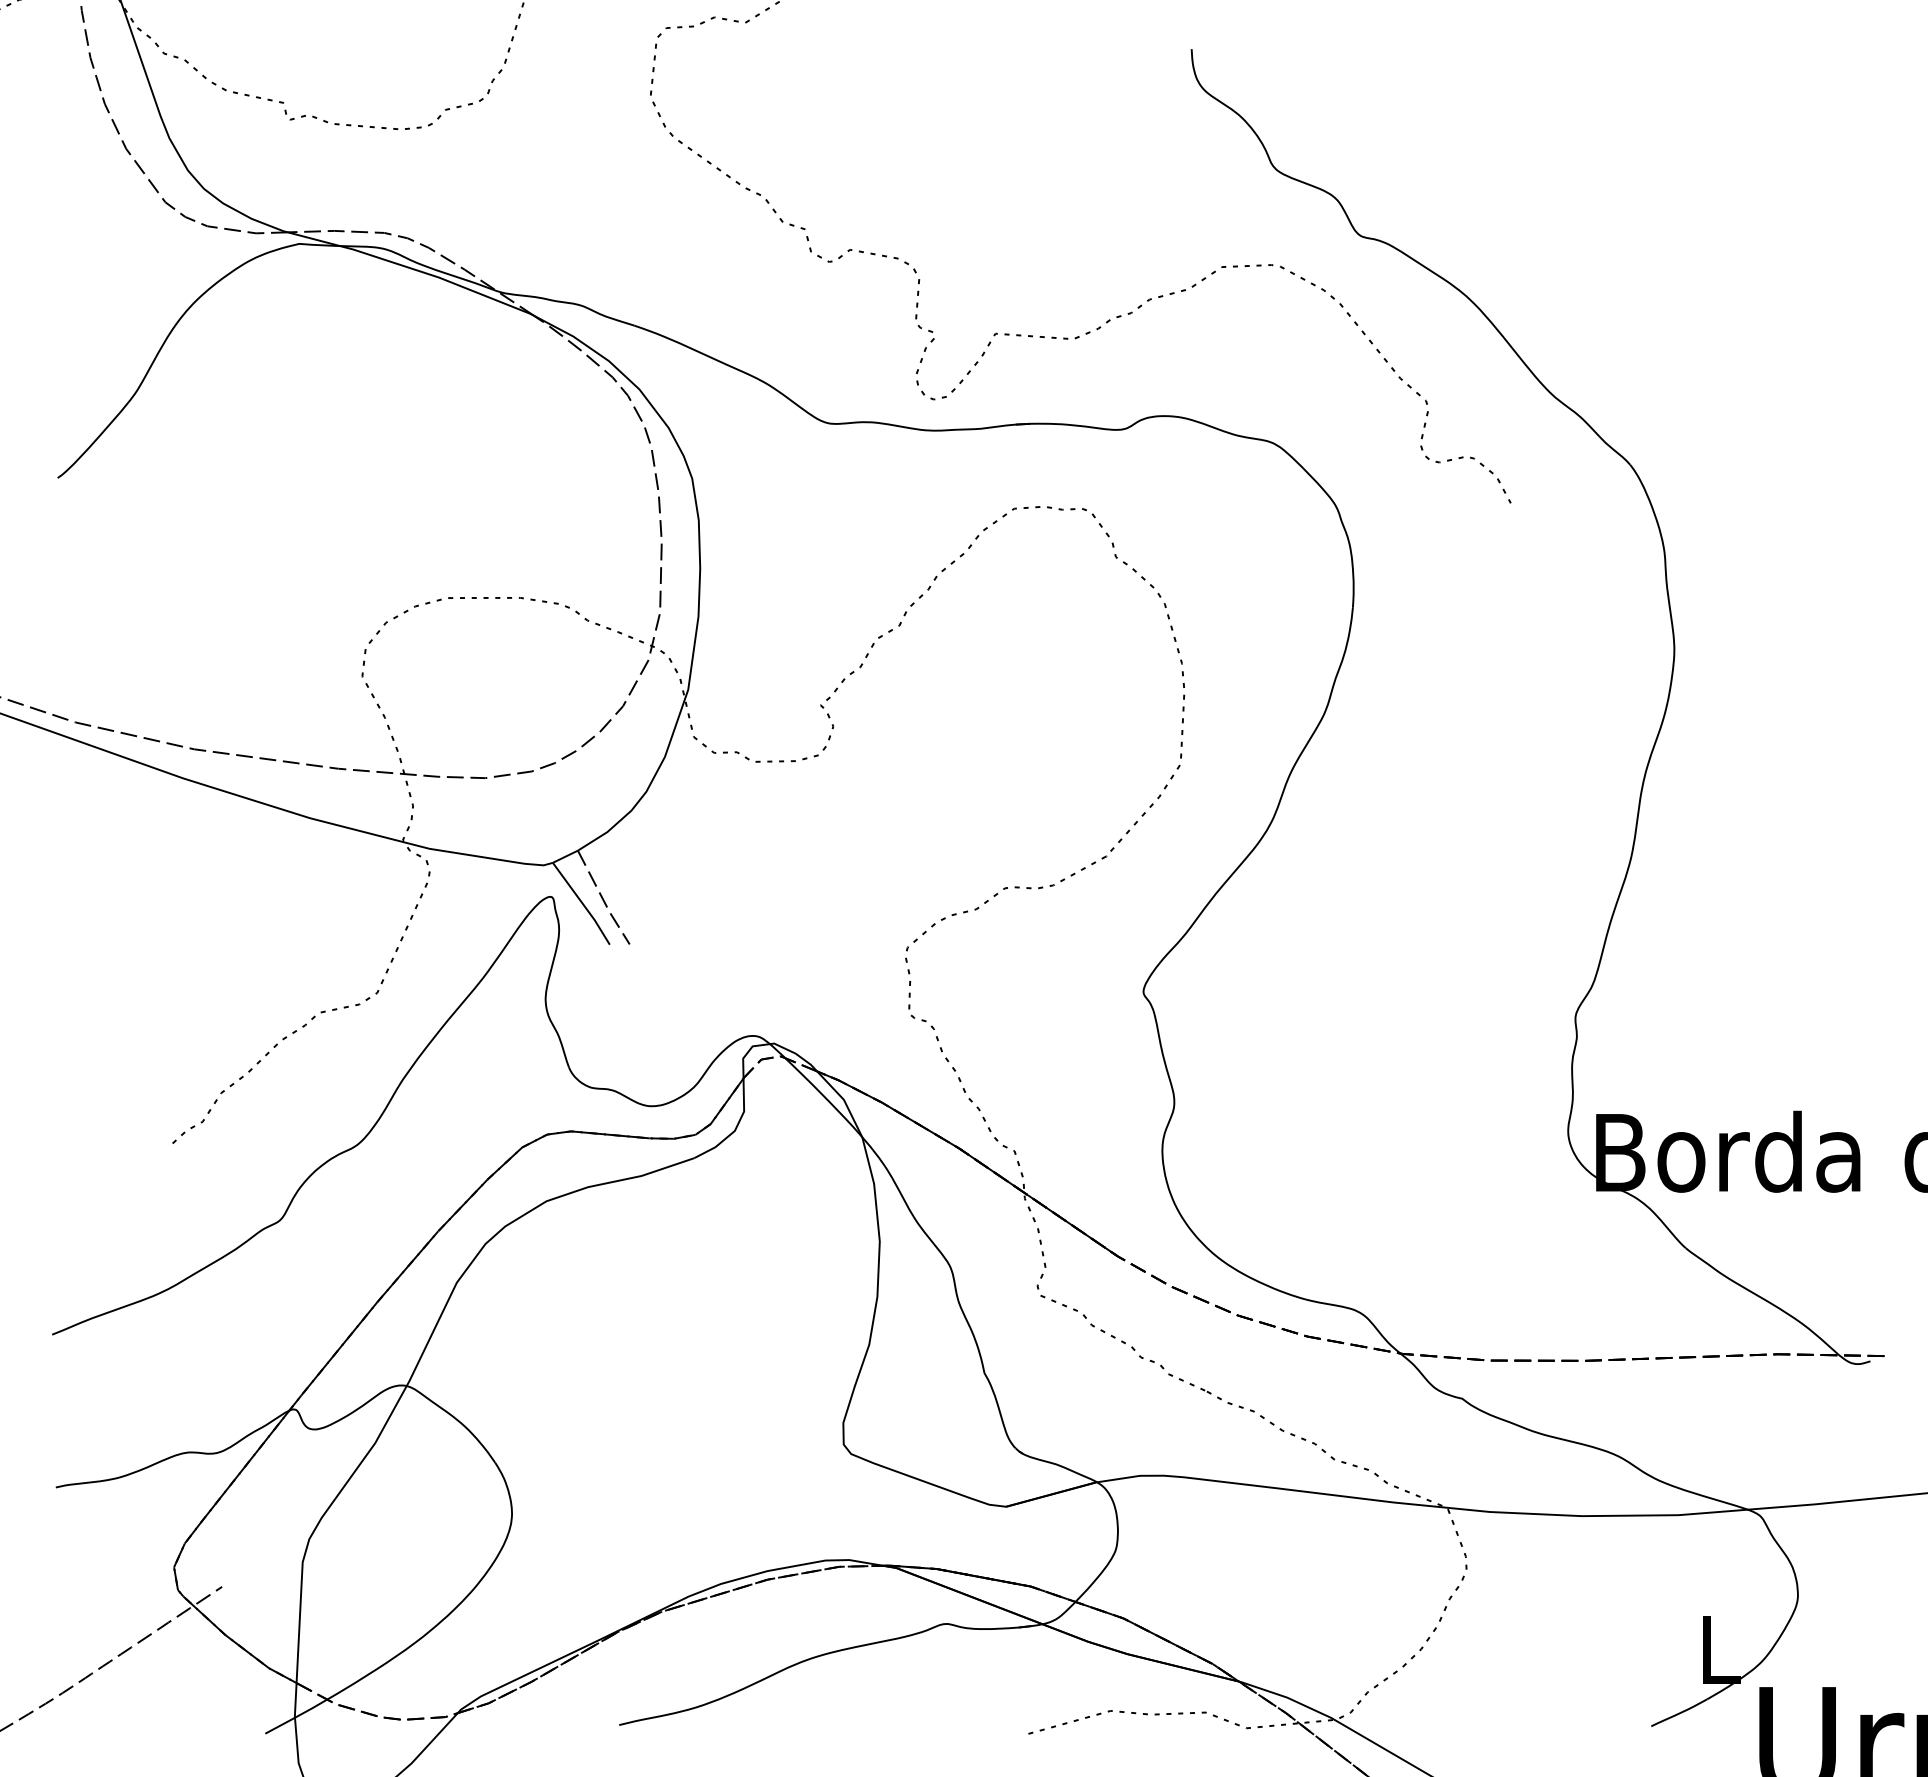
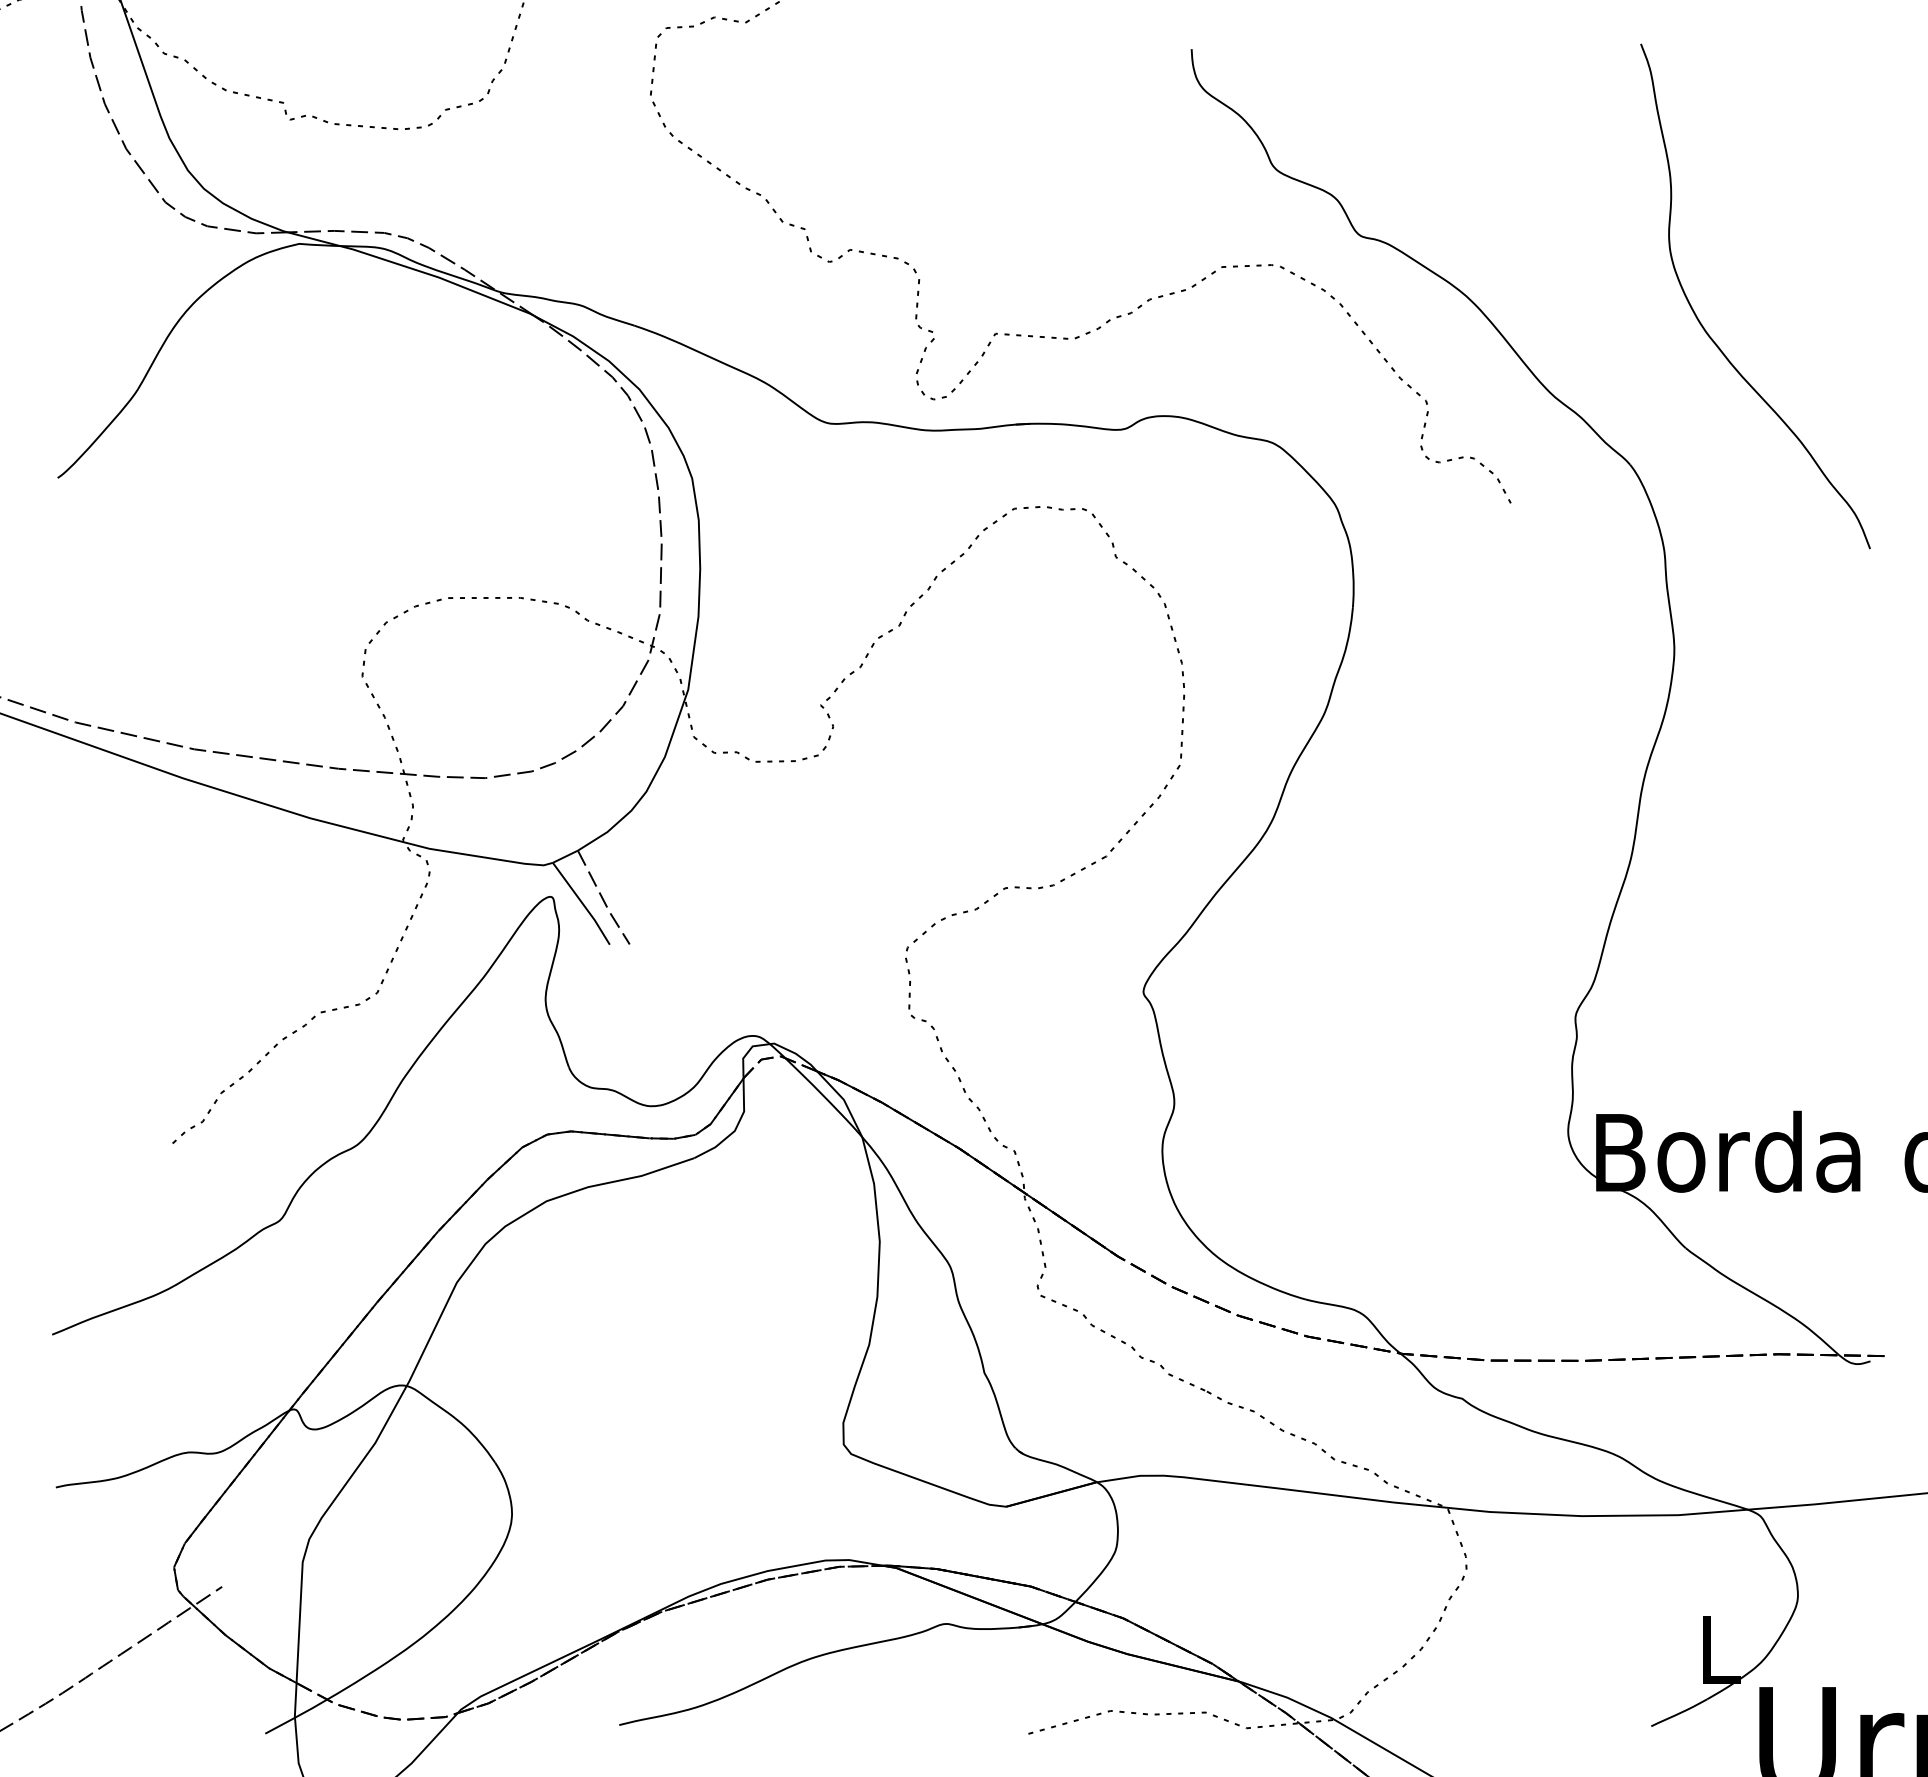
curve: none -> present (1706, 330)
